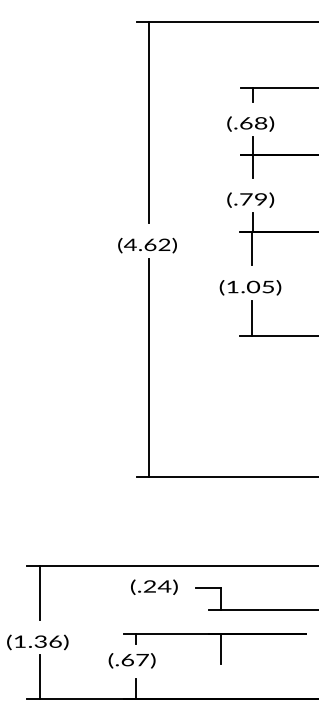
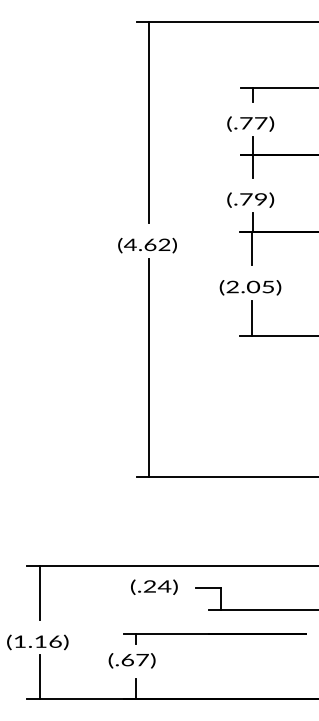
text: (.68) -> (.77) (253, 123)
text: (1.05) -> (2.05) (232, 286)
text: (1.36) -> (1.16) (40, 641)
line: present -> none (221, 648)
